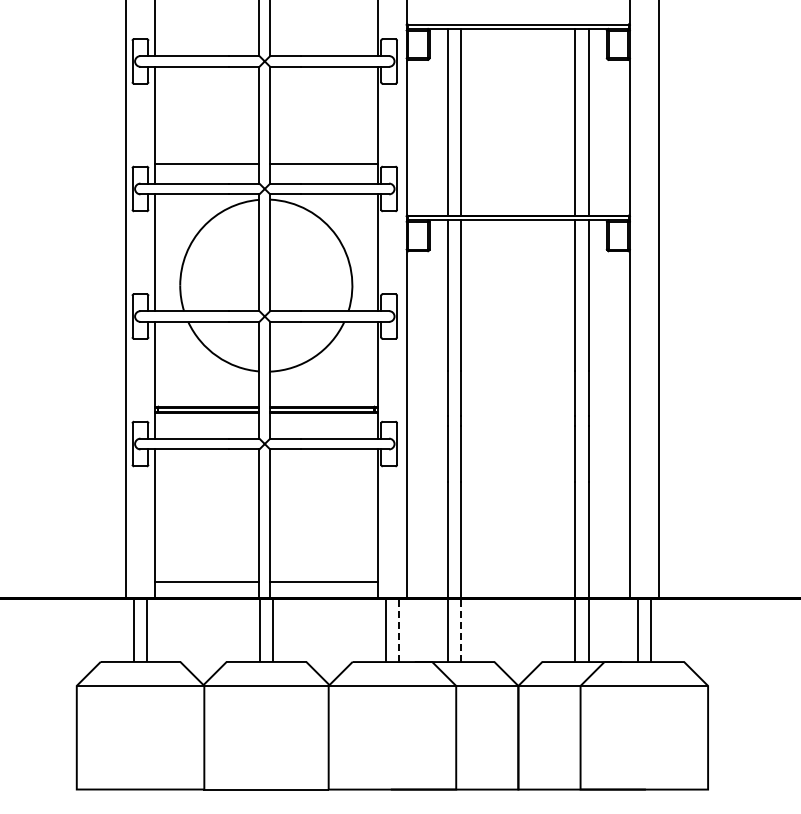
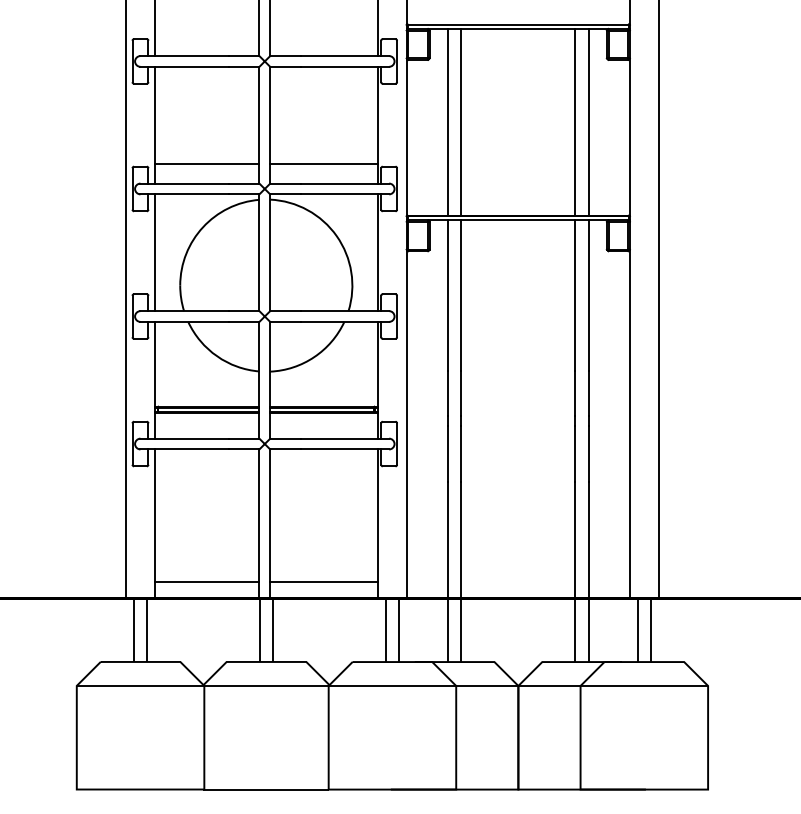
line: dashed -> solid (399, 630)
line: dashed -> solid (461, 630)
